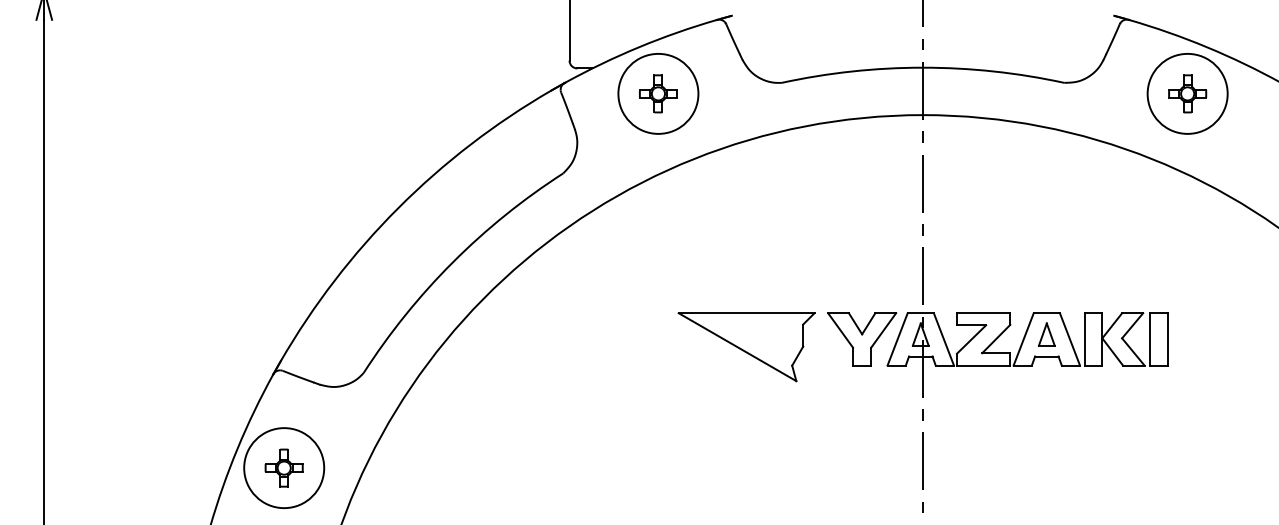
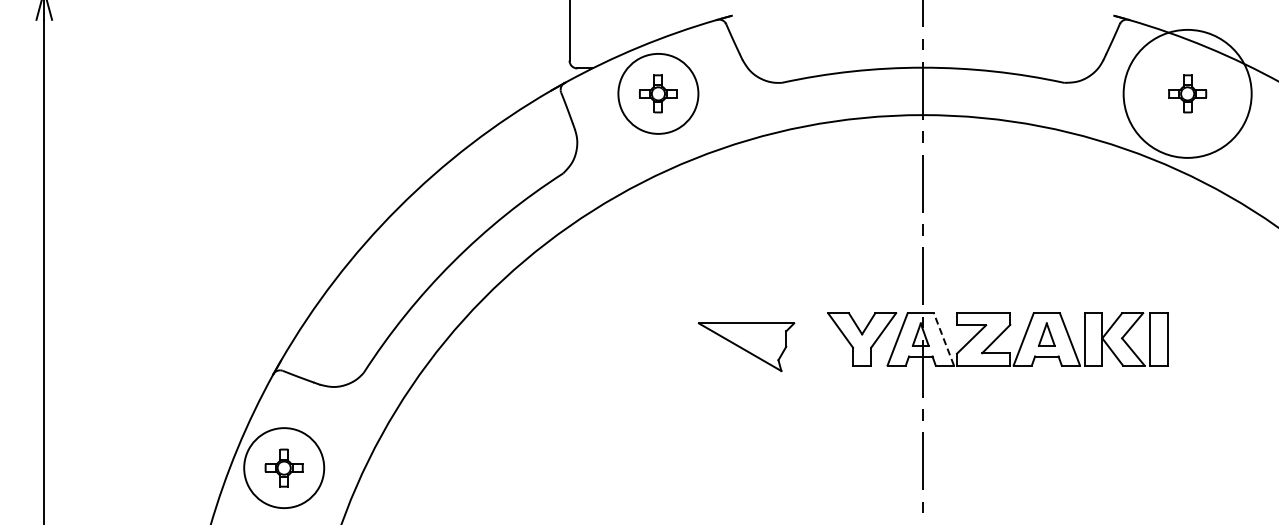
circle diameter: 80 px -> 128 px (1187, 93)
line: solid -> dashed (943, 338)
part size: 139x71 px -> 98x51 px (746, 347)
